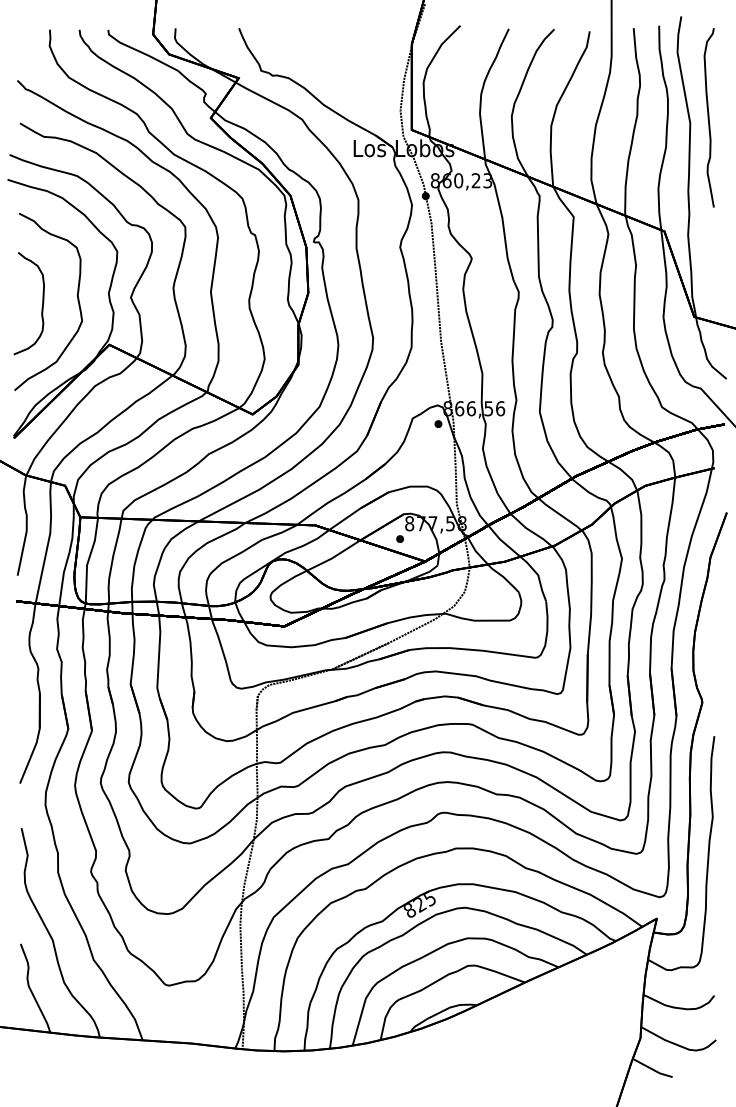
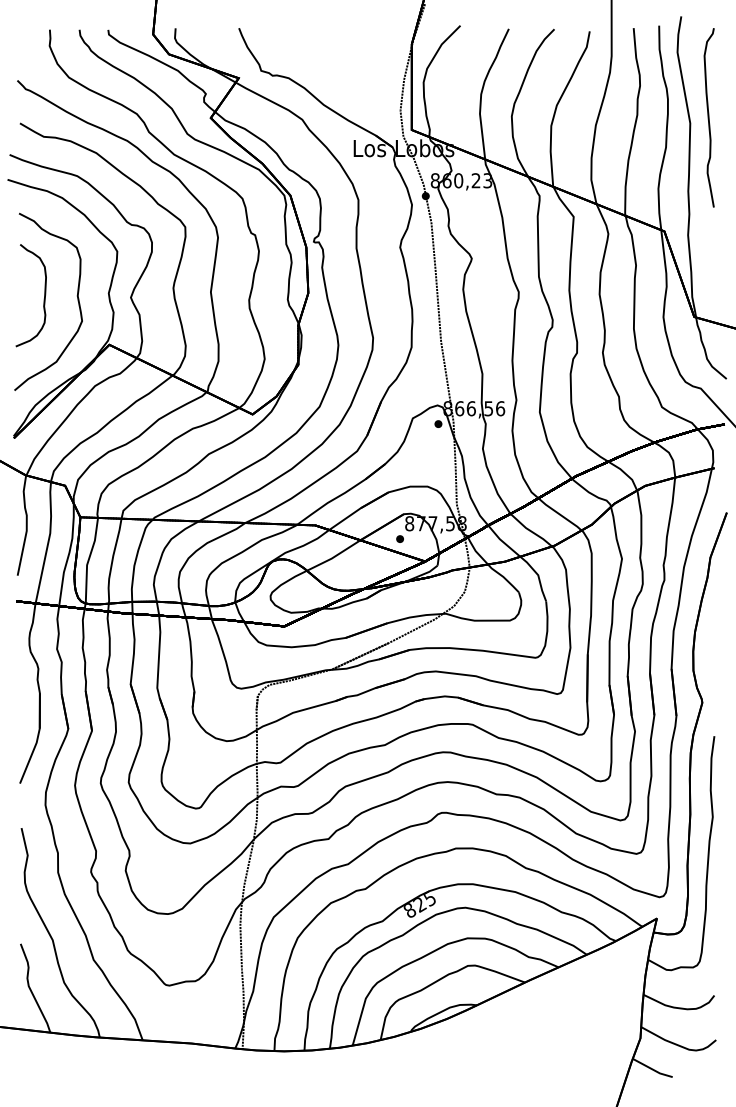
curve position: (41, 307) -> (43, 299) (43, 299)
